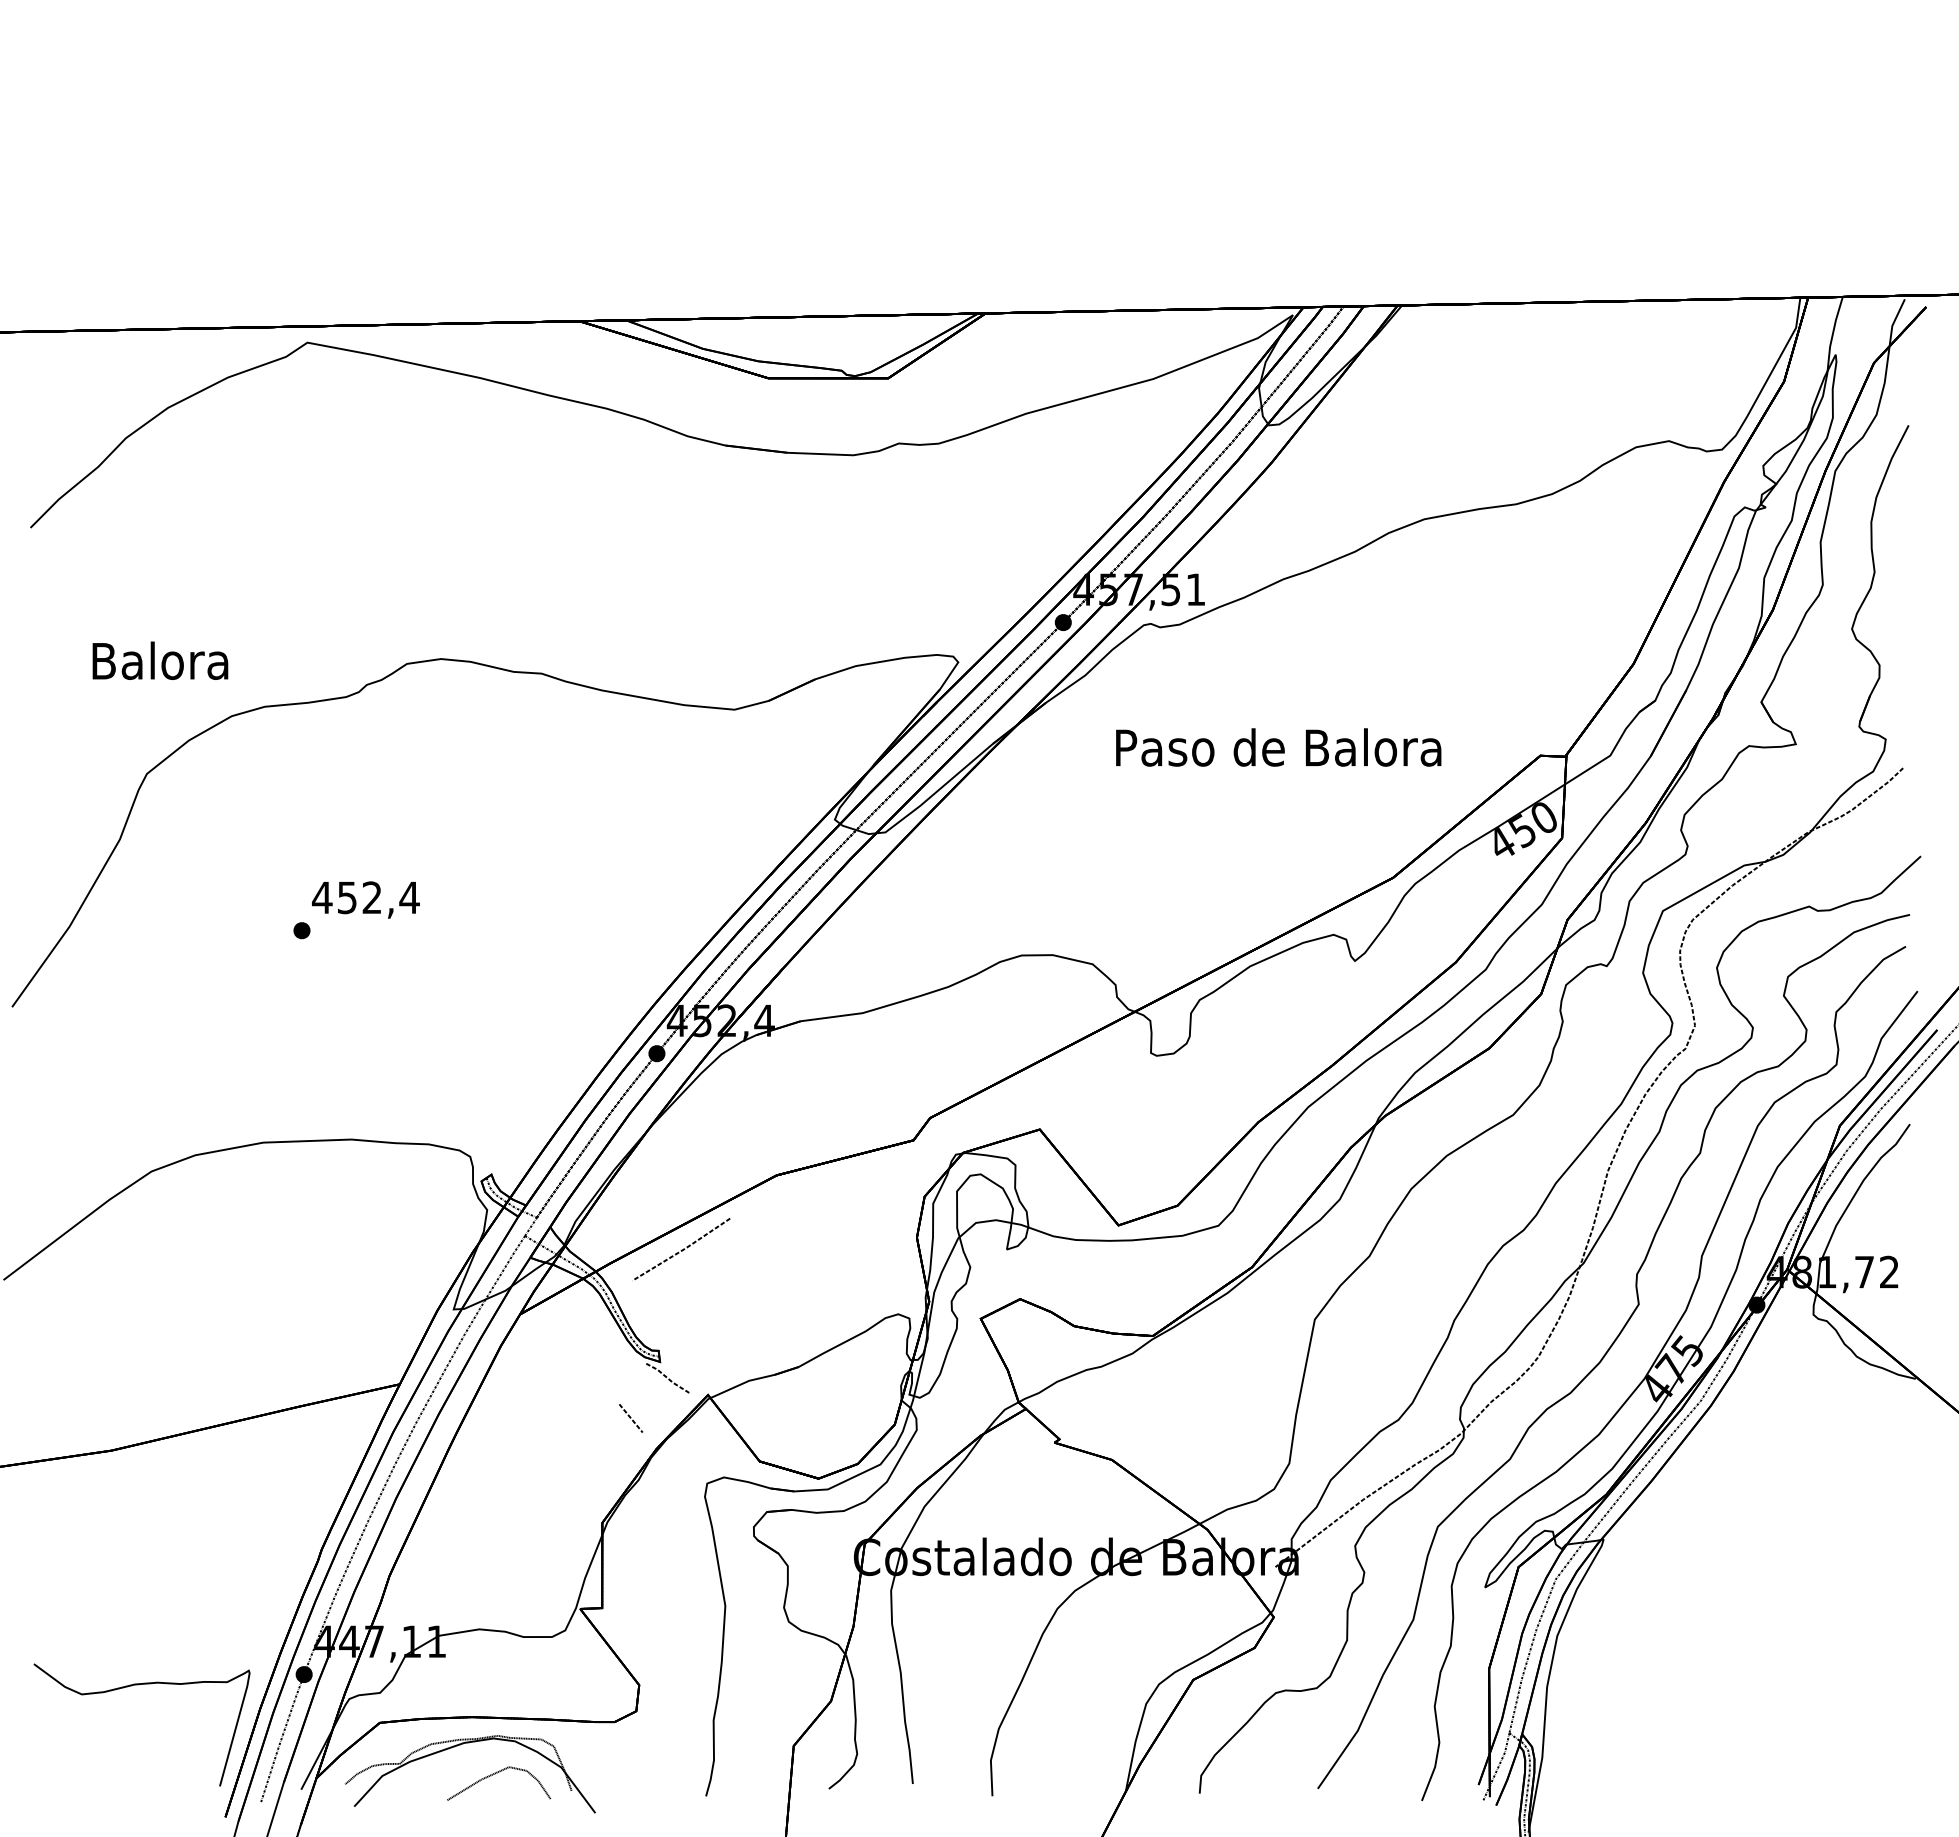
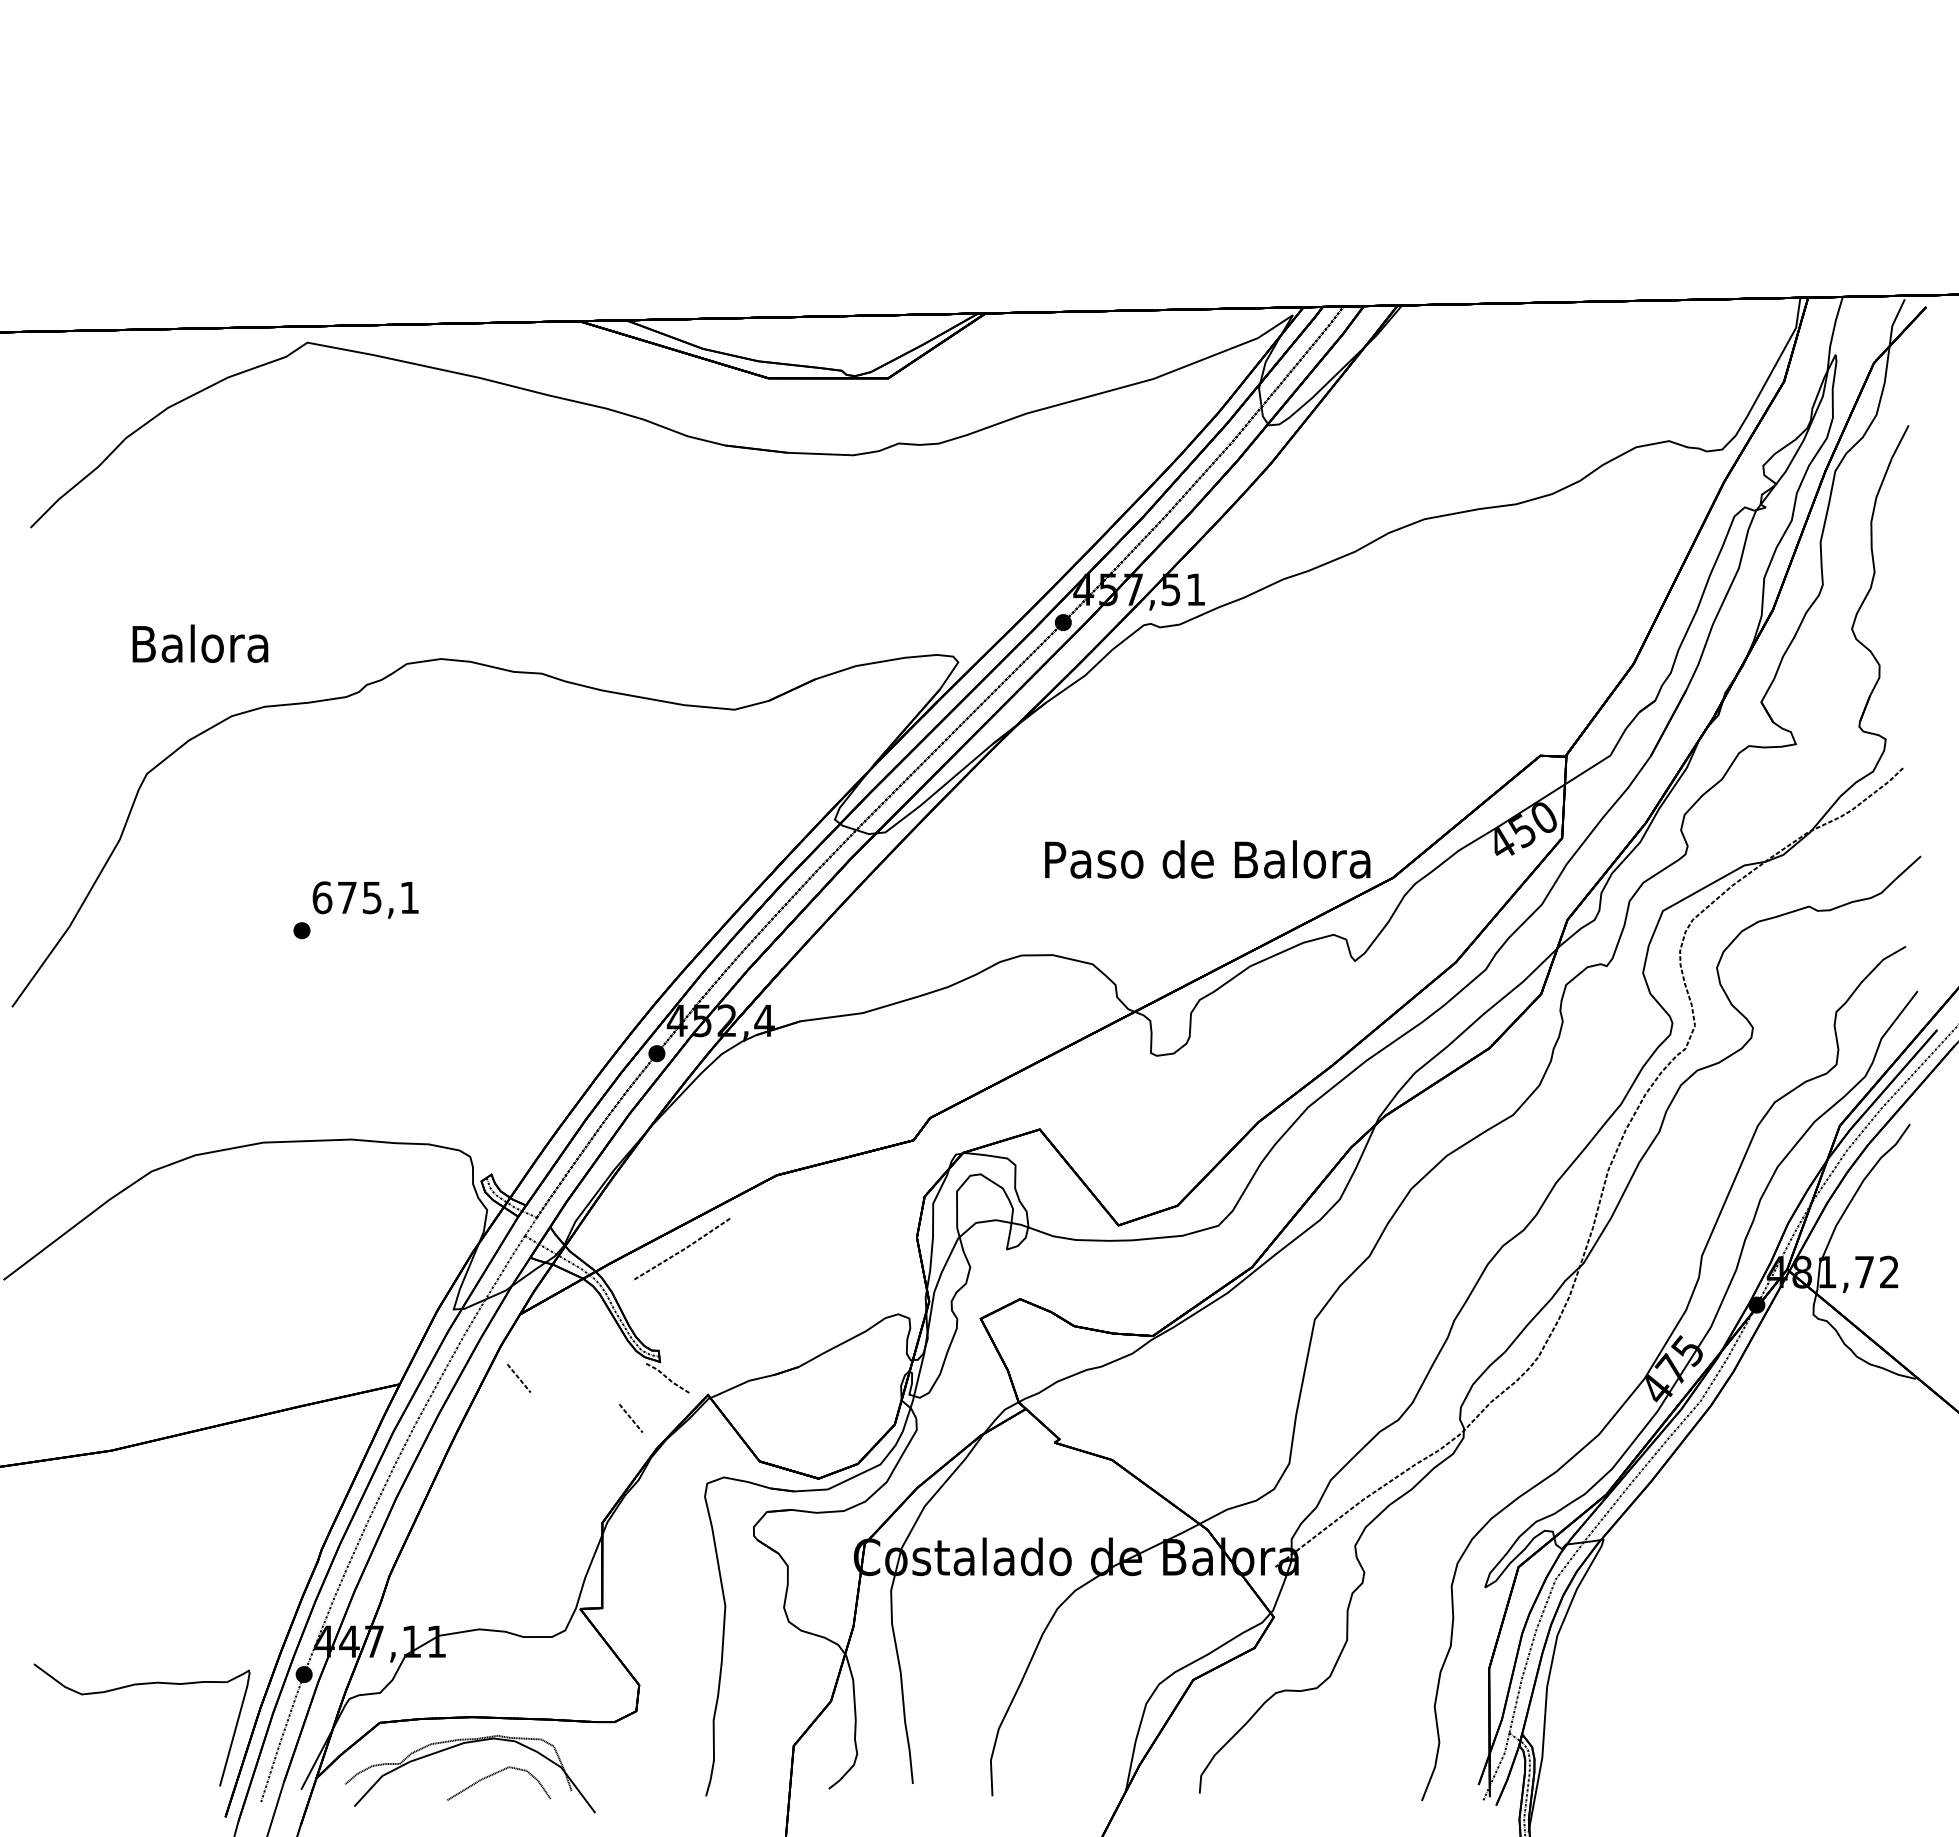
text position: (160, 660) -> (200, 643) (200, 643)
text position: (1278, 747) -> (1207, 859) (1207, 859)
text: 452,4 -> 675,1 (365, 897)
part: present -> none (1613, 1351)
line: none -> present (519, 1377)
